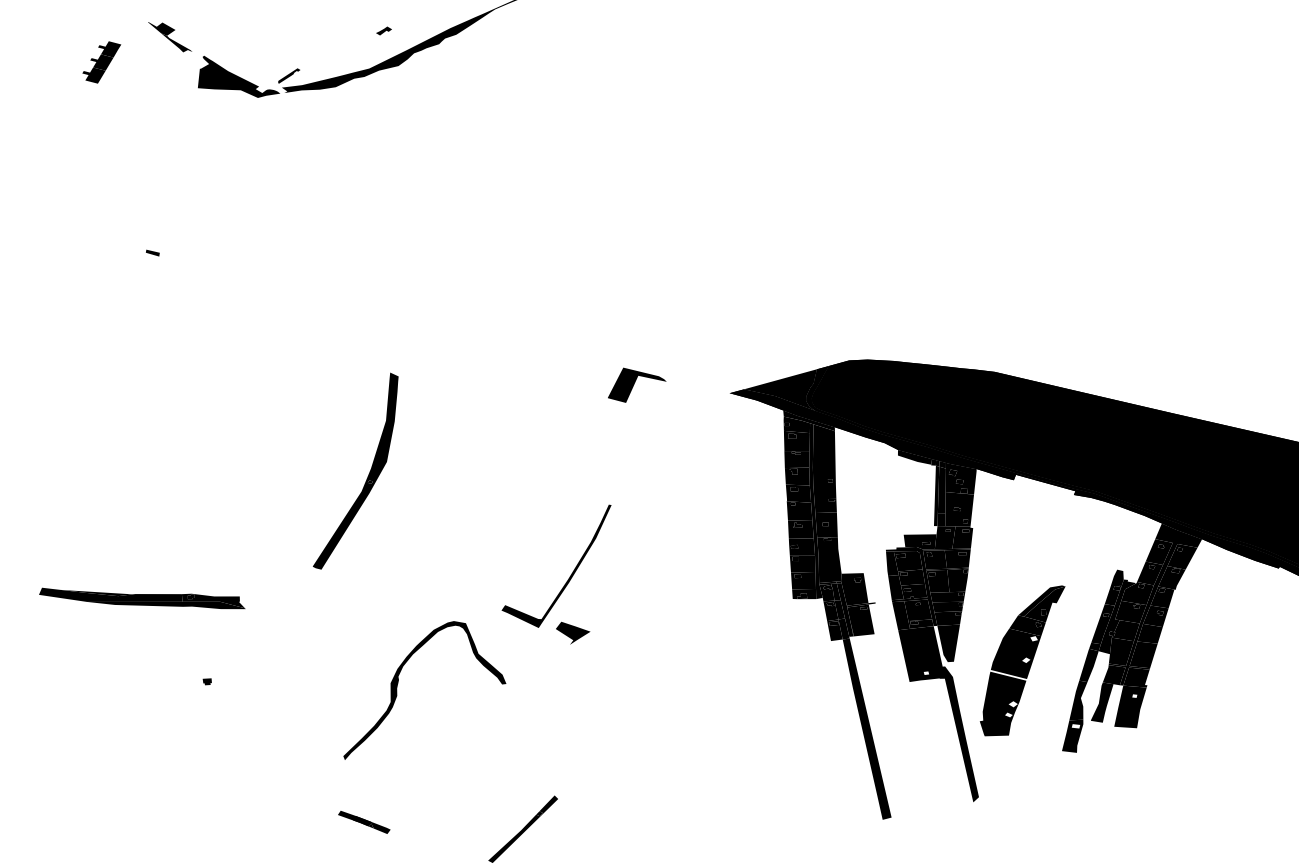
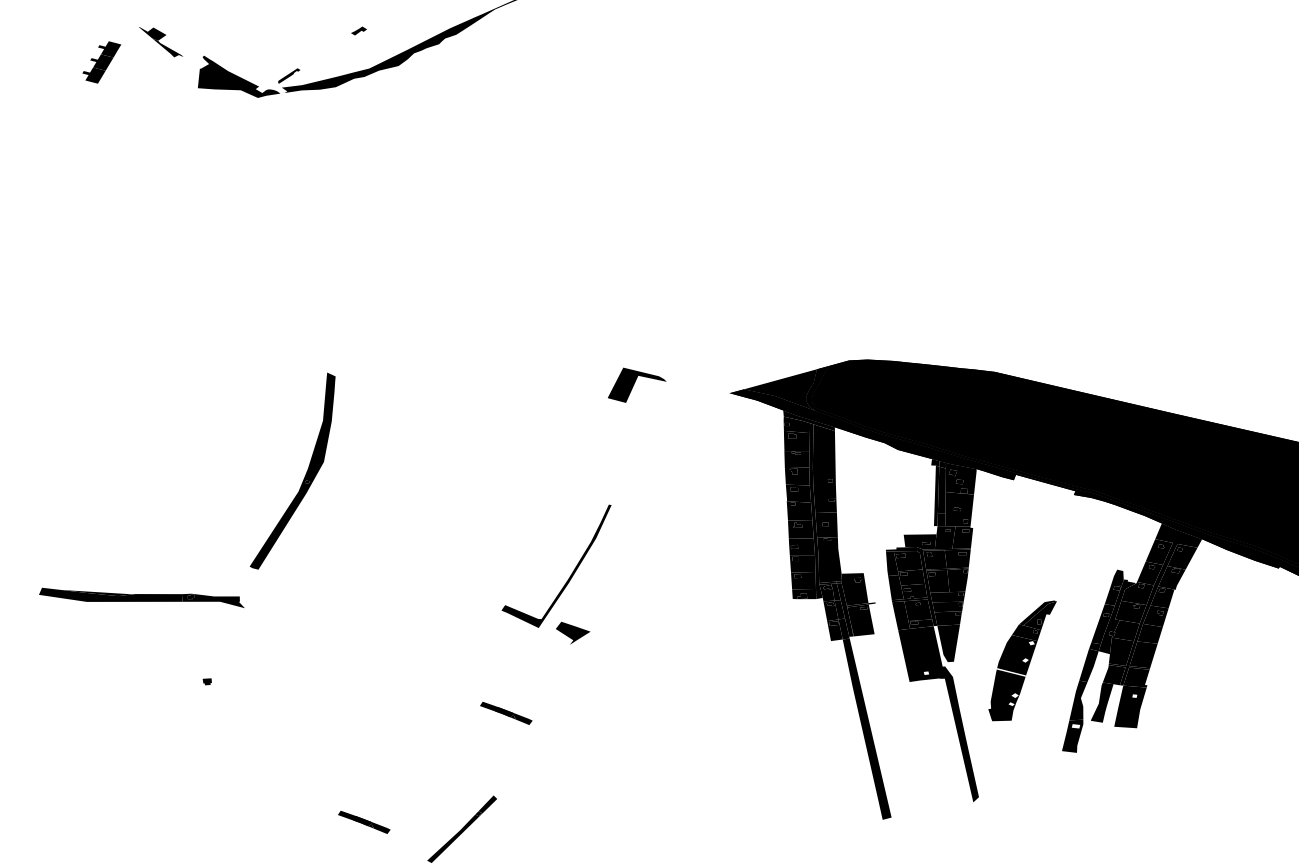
part position: (383, 30) -> (358, 30) (358, 30)
part position: (169, 37) -> (160, 42) (160, 42)
fill: present -> none (152, 252)
fill: present -> none (914, 457)
part position: (367, 476) -> (304, 476) (304, 476)
fill: present -> none (166, 605)
part size: 87x152 px -> 69x122 px (1022, 660)
fill: present -> none (424, 690)
part: none -> present (506, 713)
part position: (522, 828) -> (461, 828) (461, 828)
